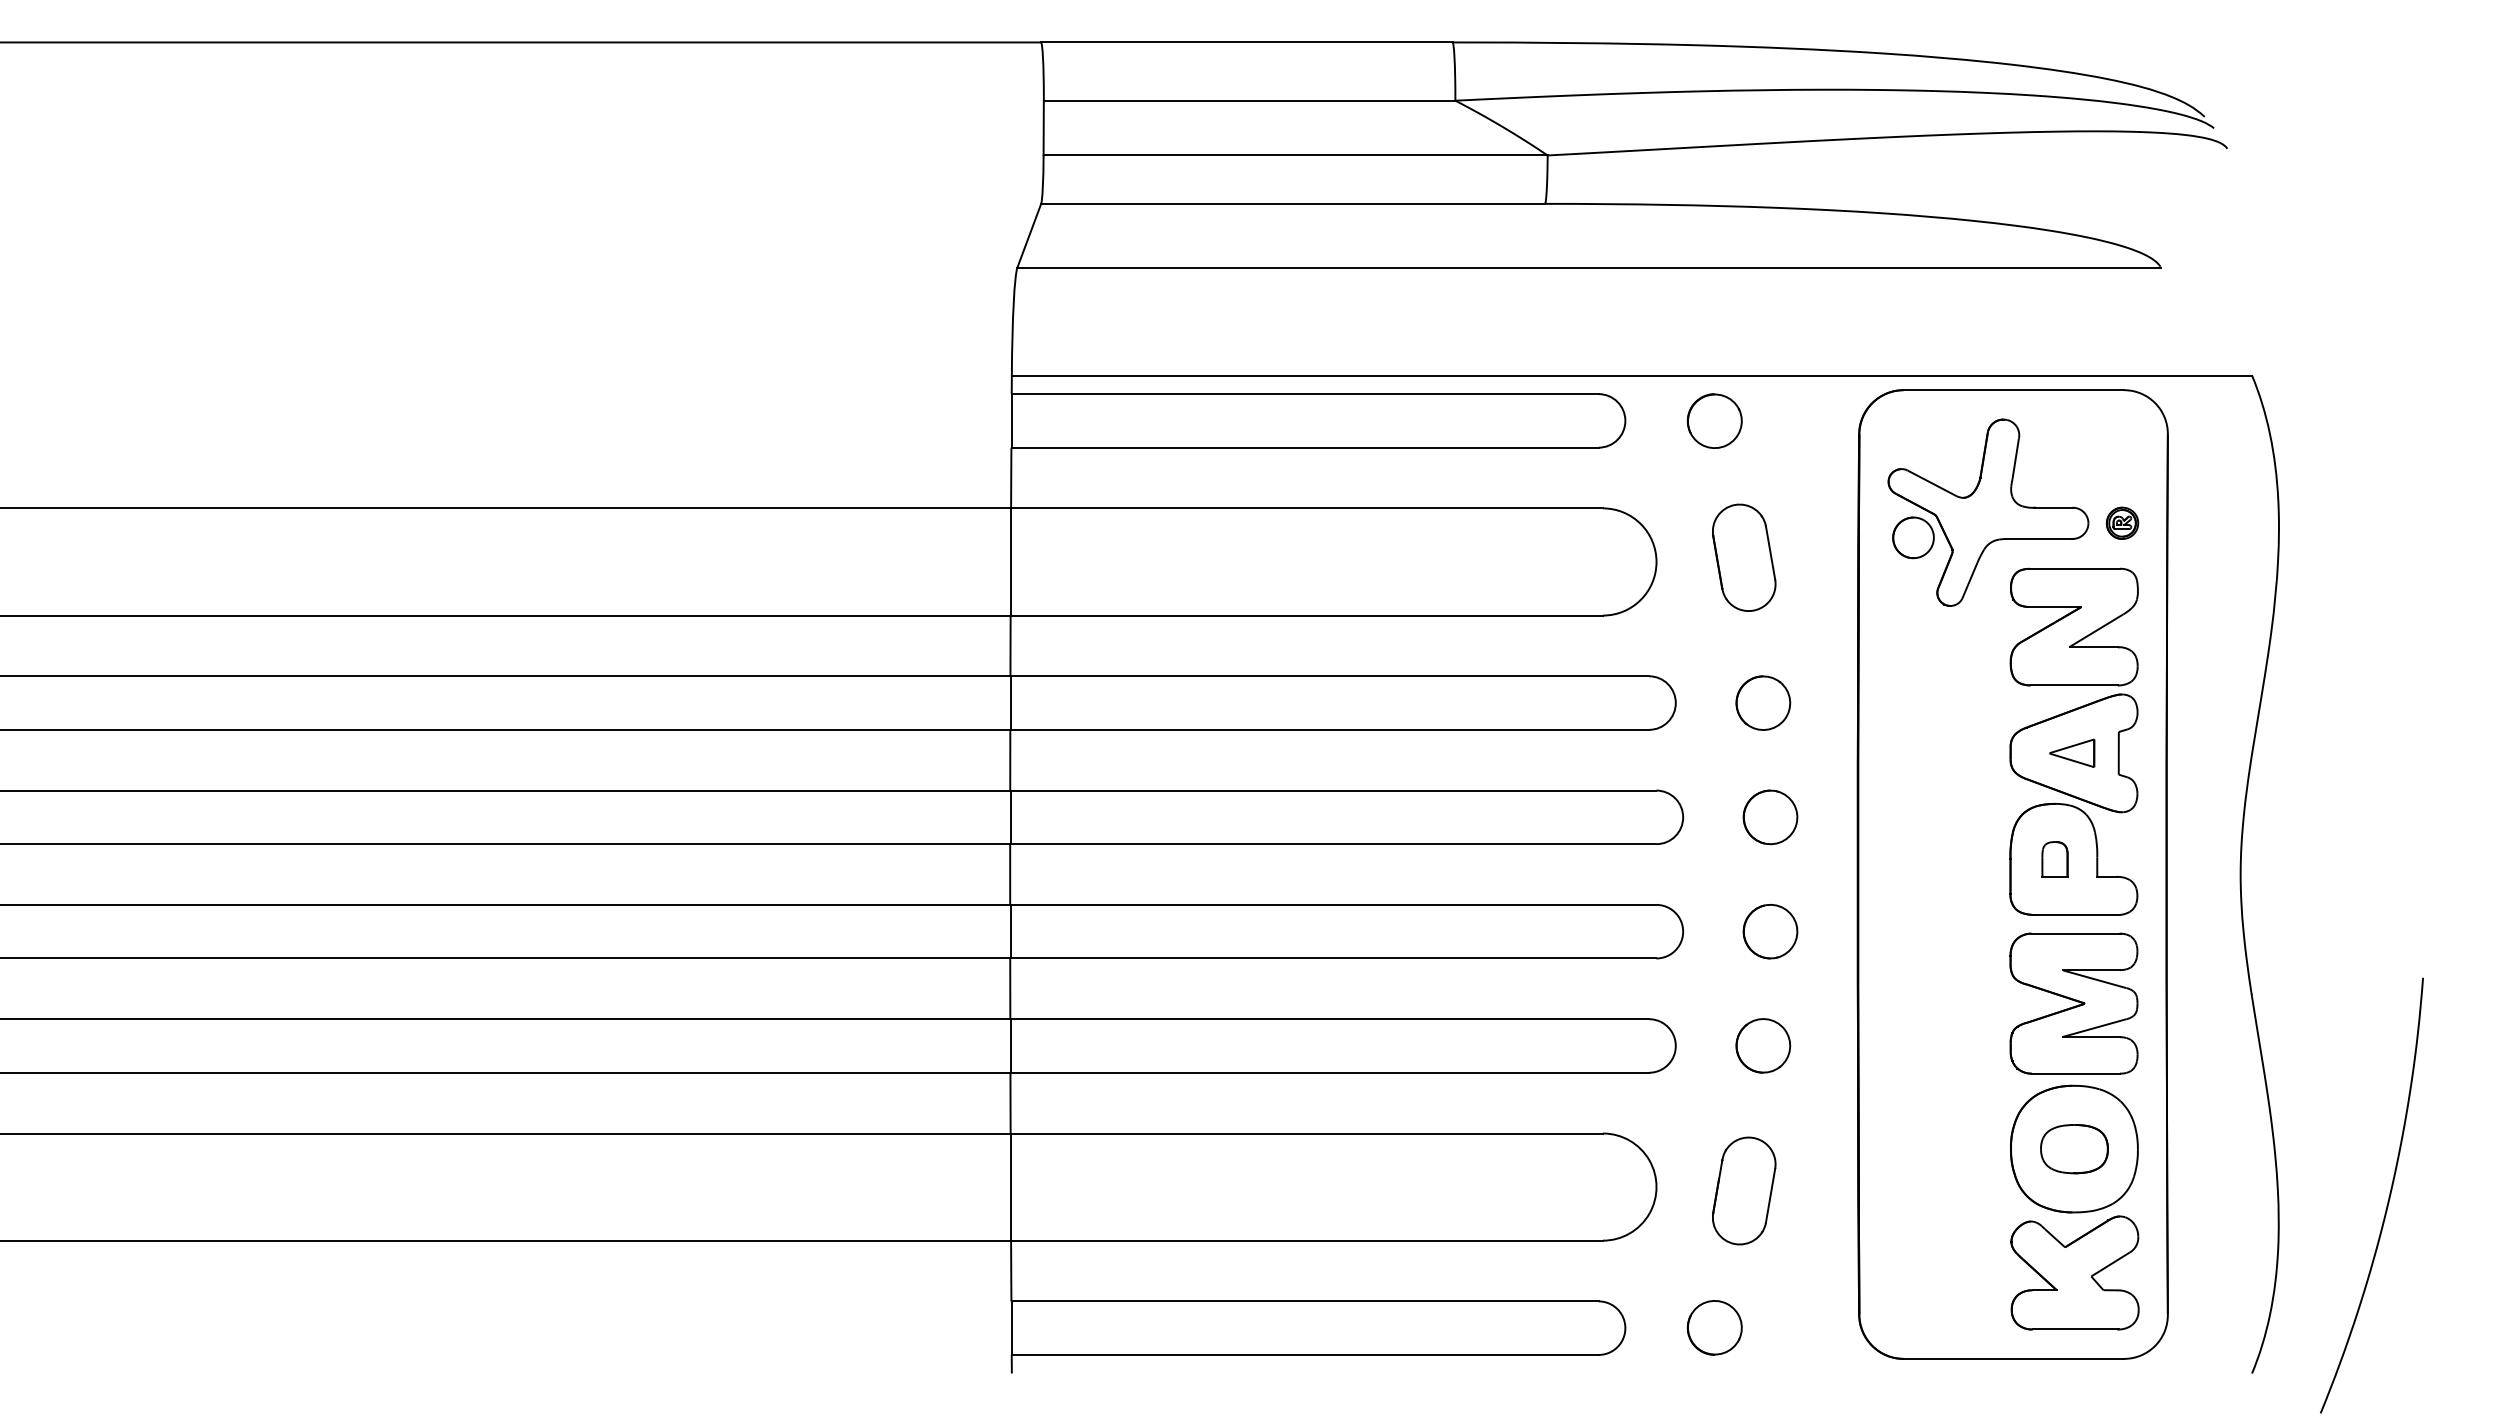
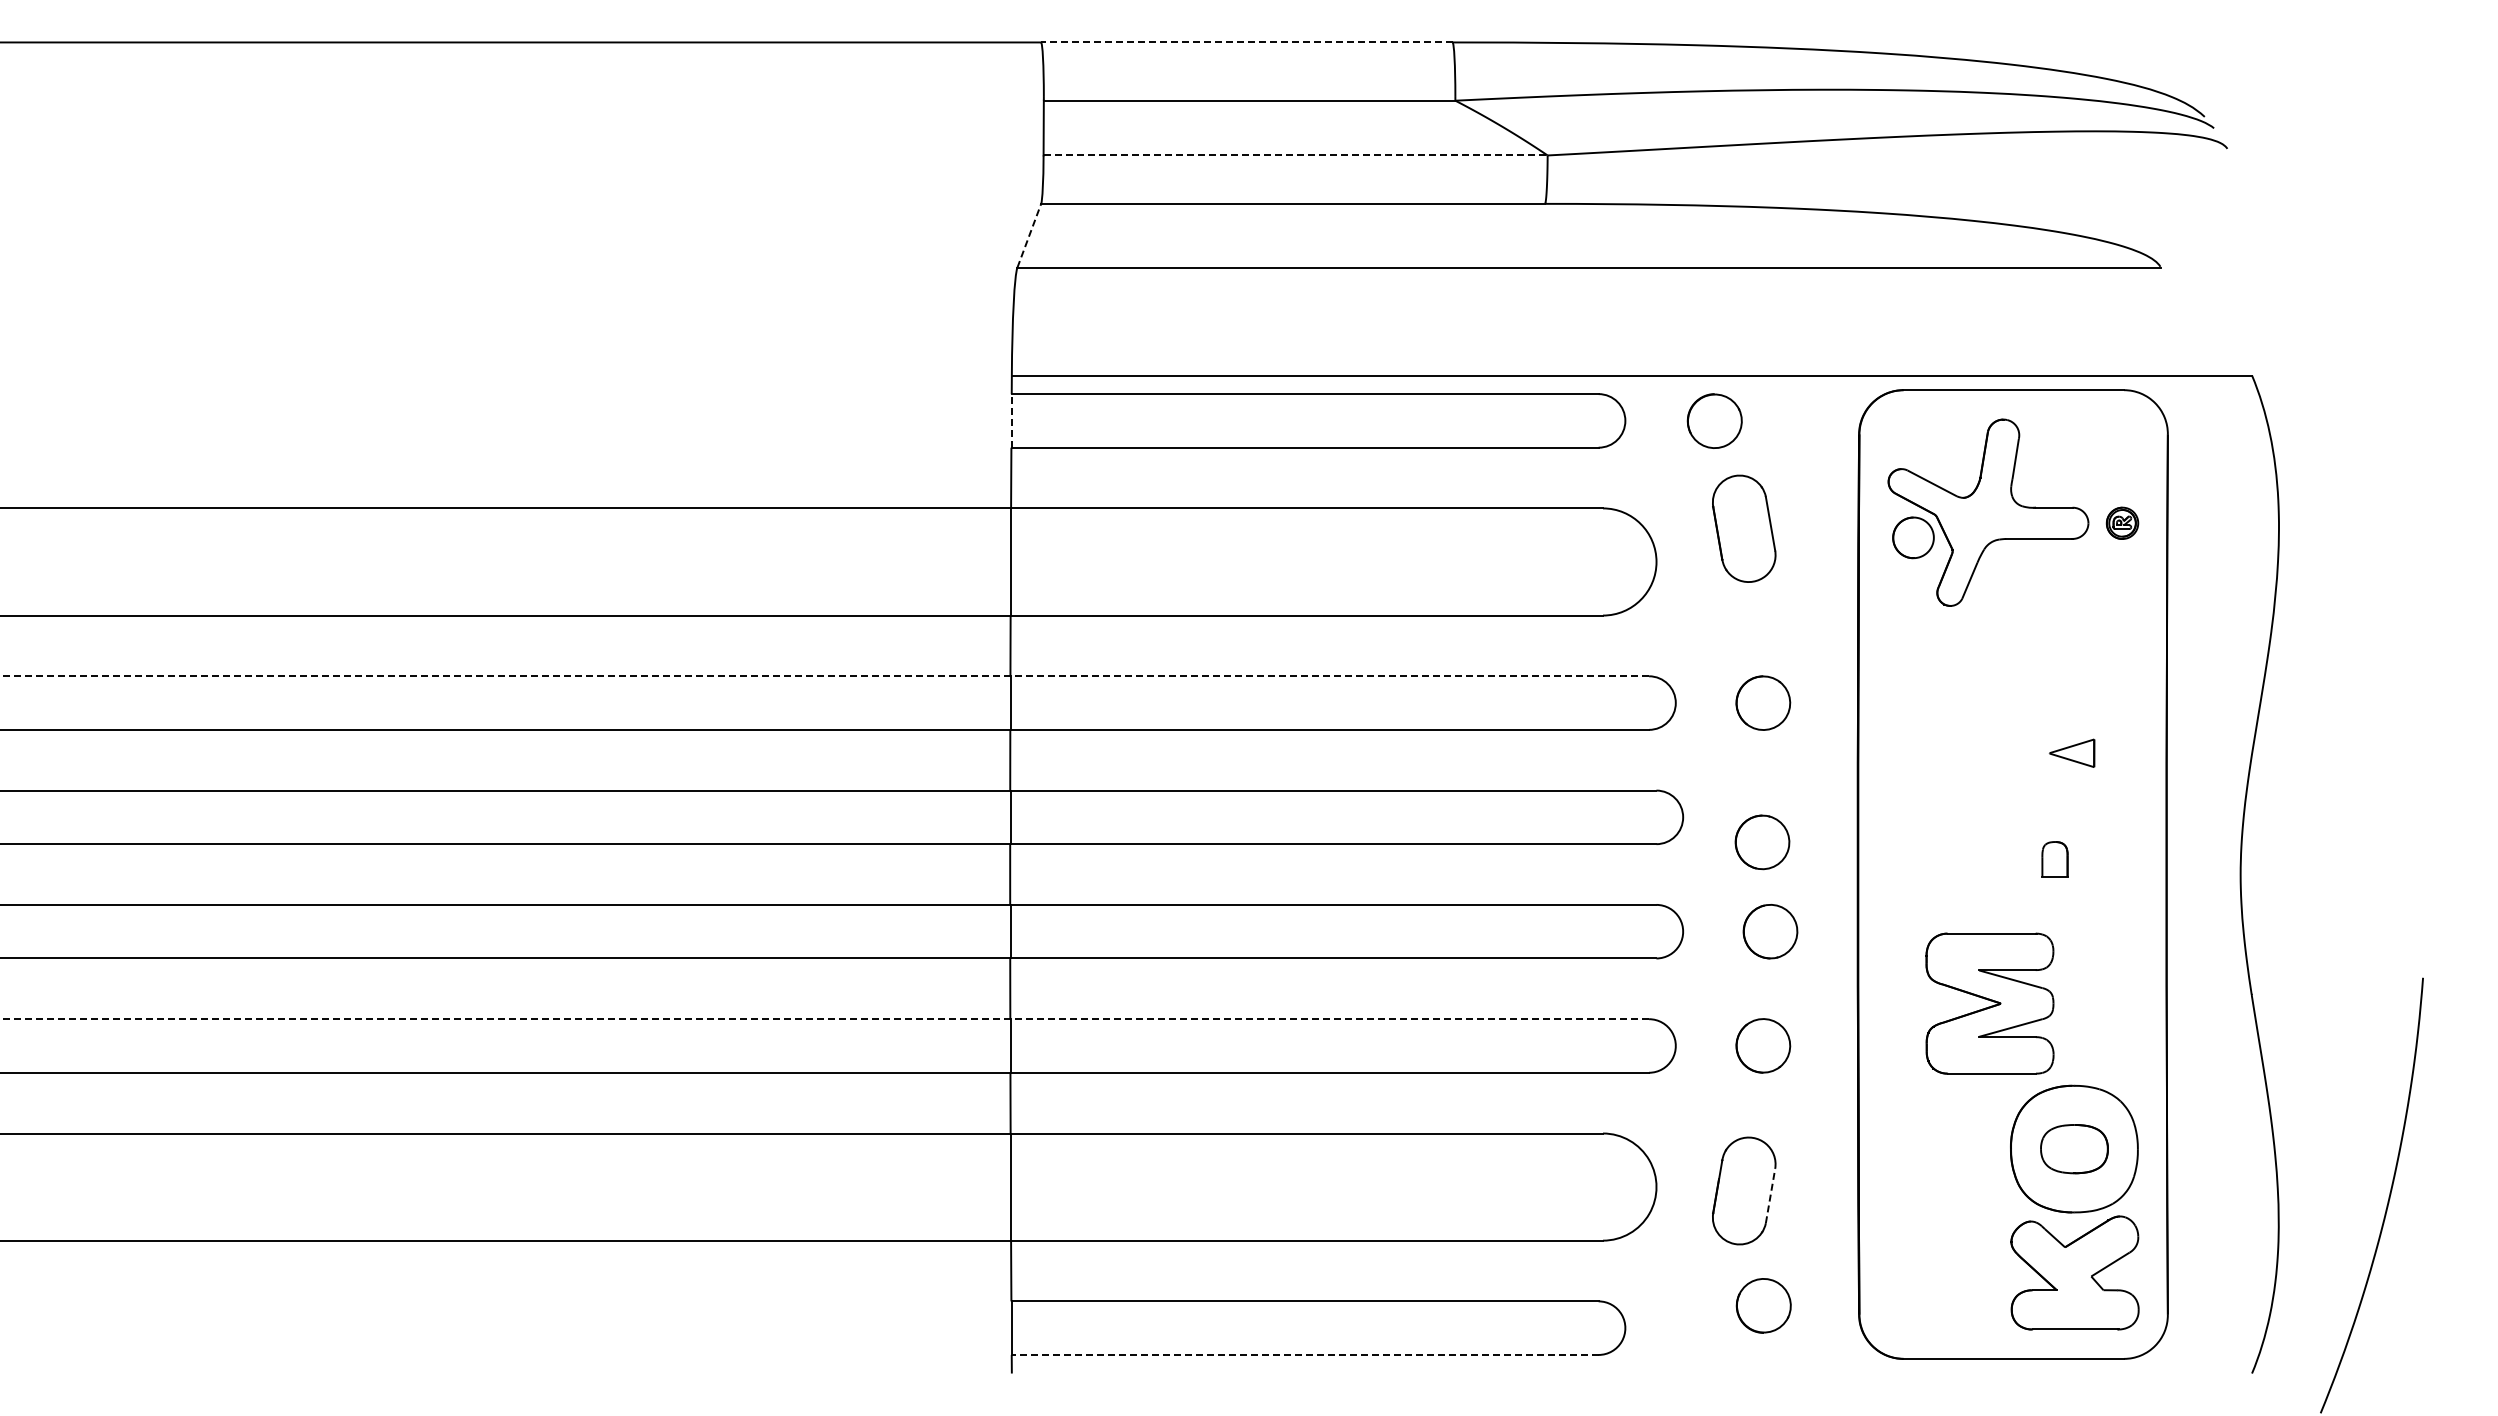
line: solid -> dashed (1246, 42)
line: solid -> dashed (1296, 155)
line: solid -> dashed (1029, 235)
line: solid -> dashed (1011, 420)
part position: (1744, 557) -> (1744, 528) (1744, 528)
line: solid -> dashed (824, 676)
part: present -> none (2073, 741)
part position: (1770, 817) -> (1762, 842) (1762, 842)
part position: (2073, 1003) -> (1989, 1003) (1989, 1003)
line: solid -> dashed (824, 1019)
line: solid -> dashed (1770, 1196)
part position: (1714, 1327) -> (1763, 1305) (1763, 1305)
line: solid -> dashed (1304, 1354)
